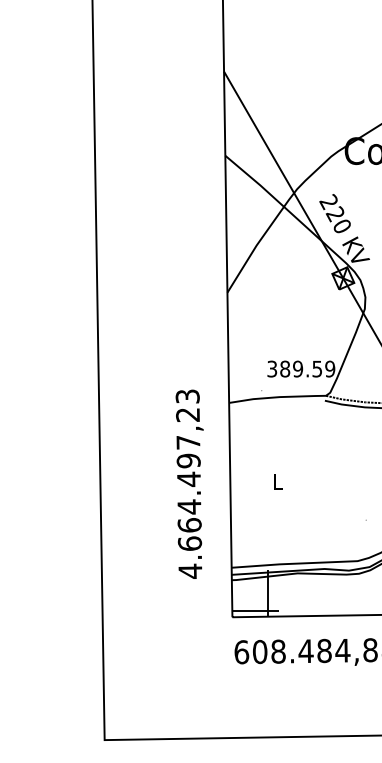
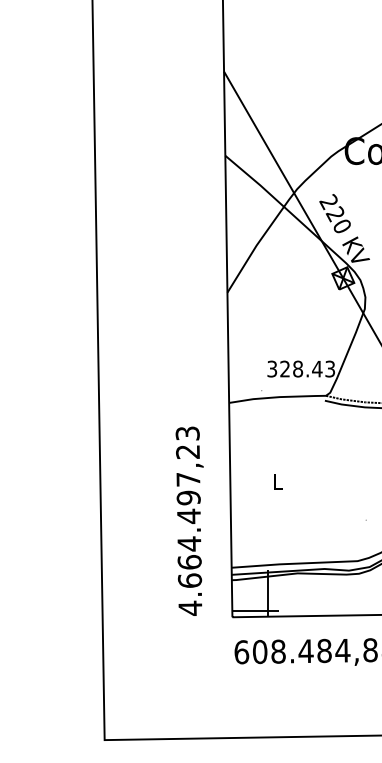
text: 389.59 -> 328.43 (307, 368)
text position: (189, 483) -> (189, 520) (189, 520)
